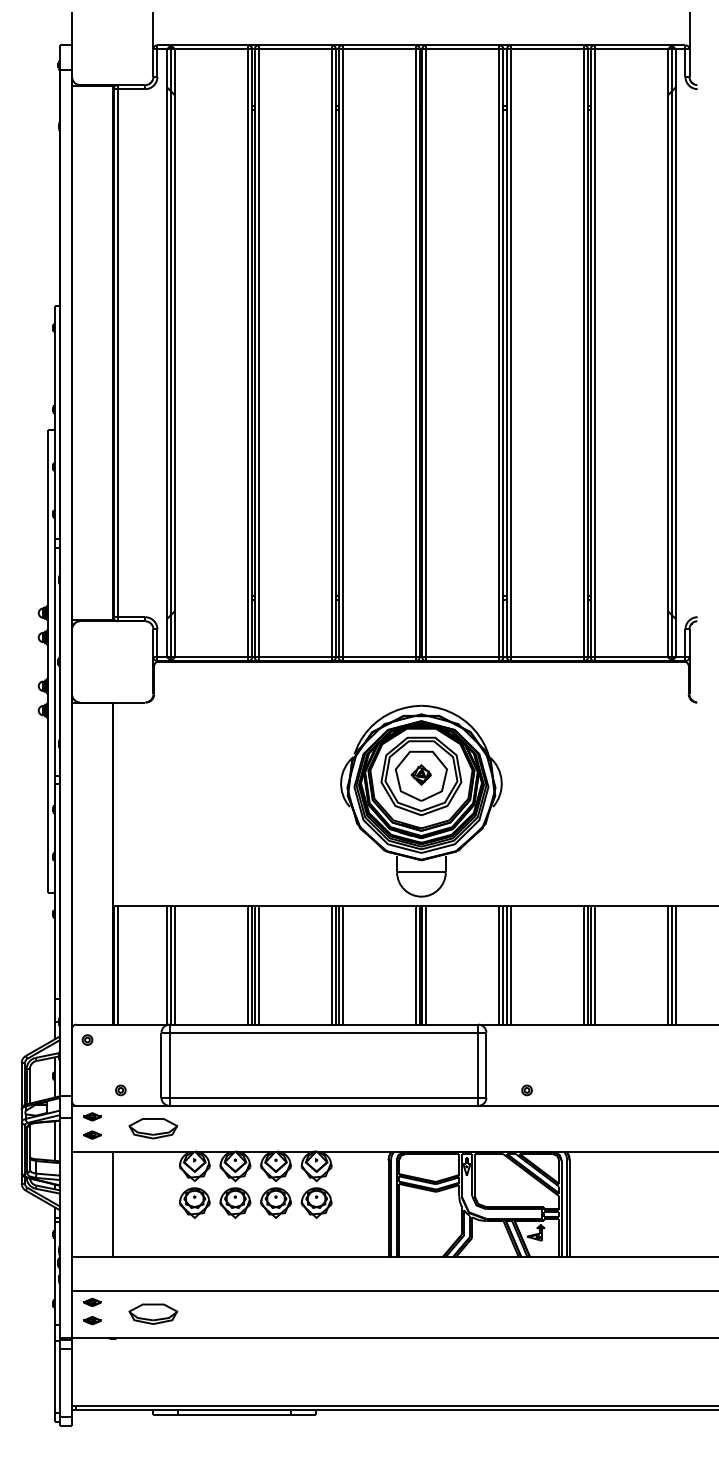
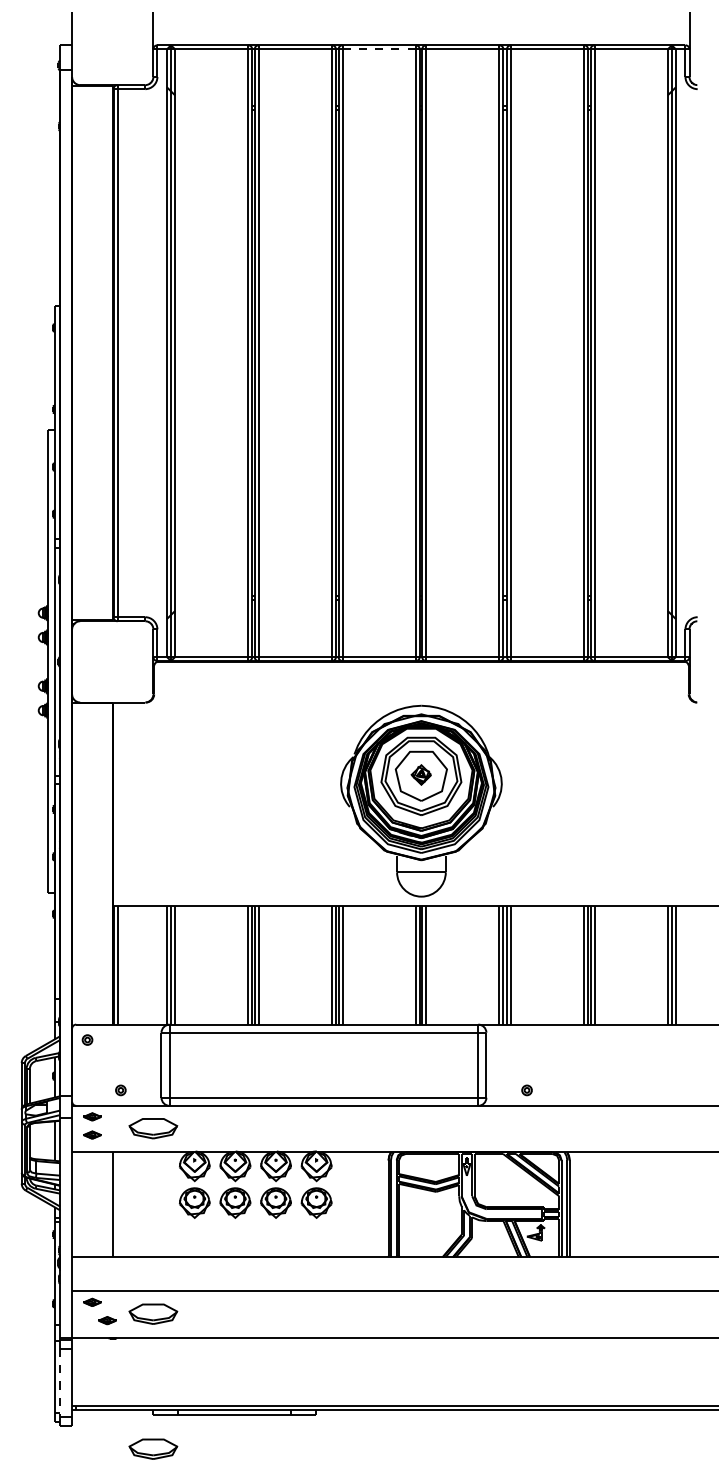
line: solid -> dashed (379, 49)
part position: (92, 1320) -> (107, 1320) (107, 1320)
line: solid -> dashed (59, 1383)
part: none -> present (153, 1448)
